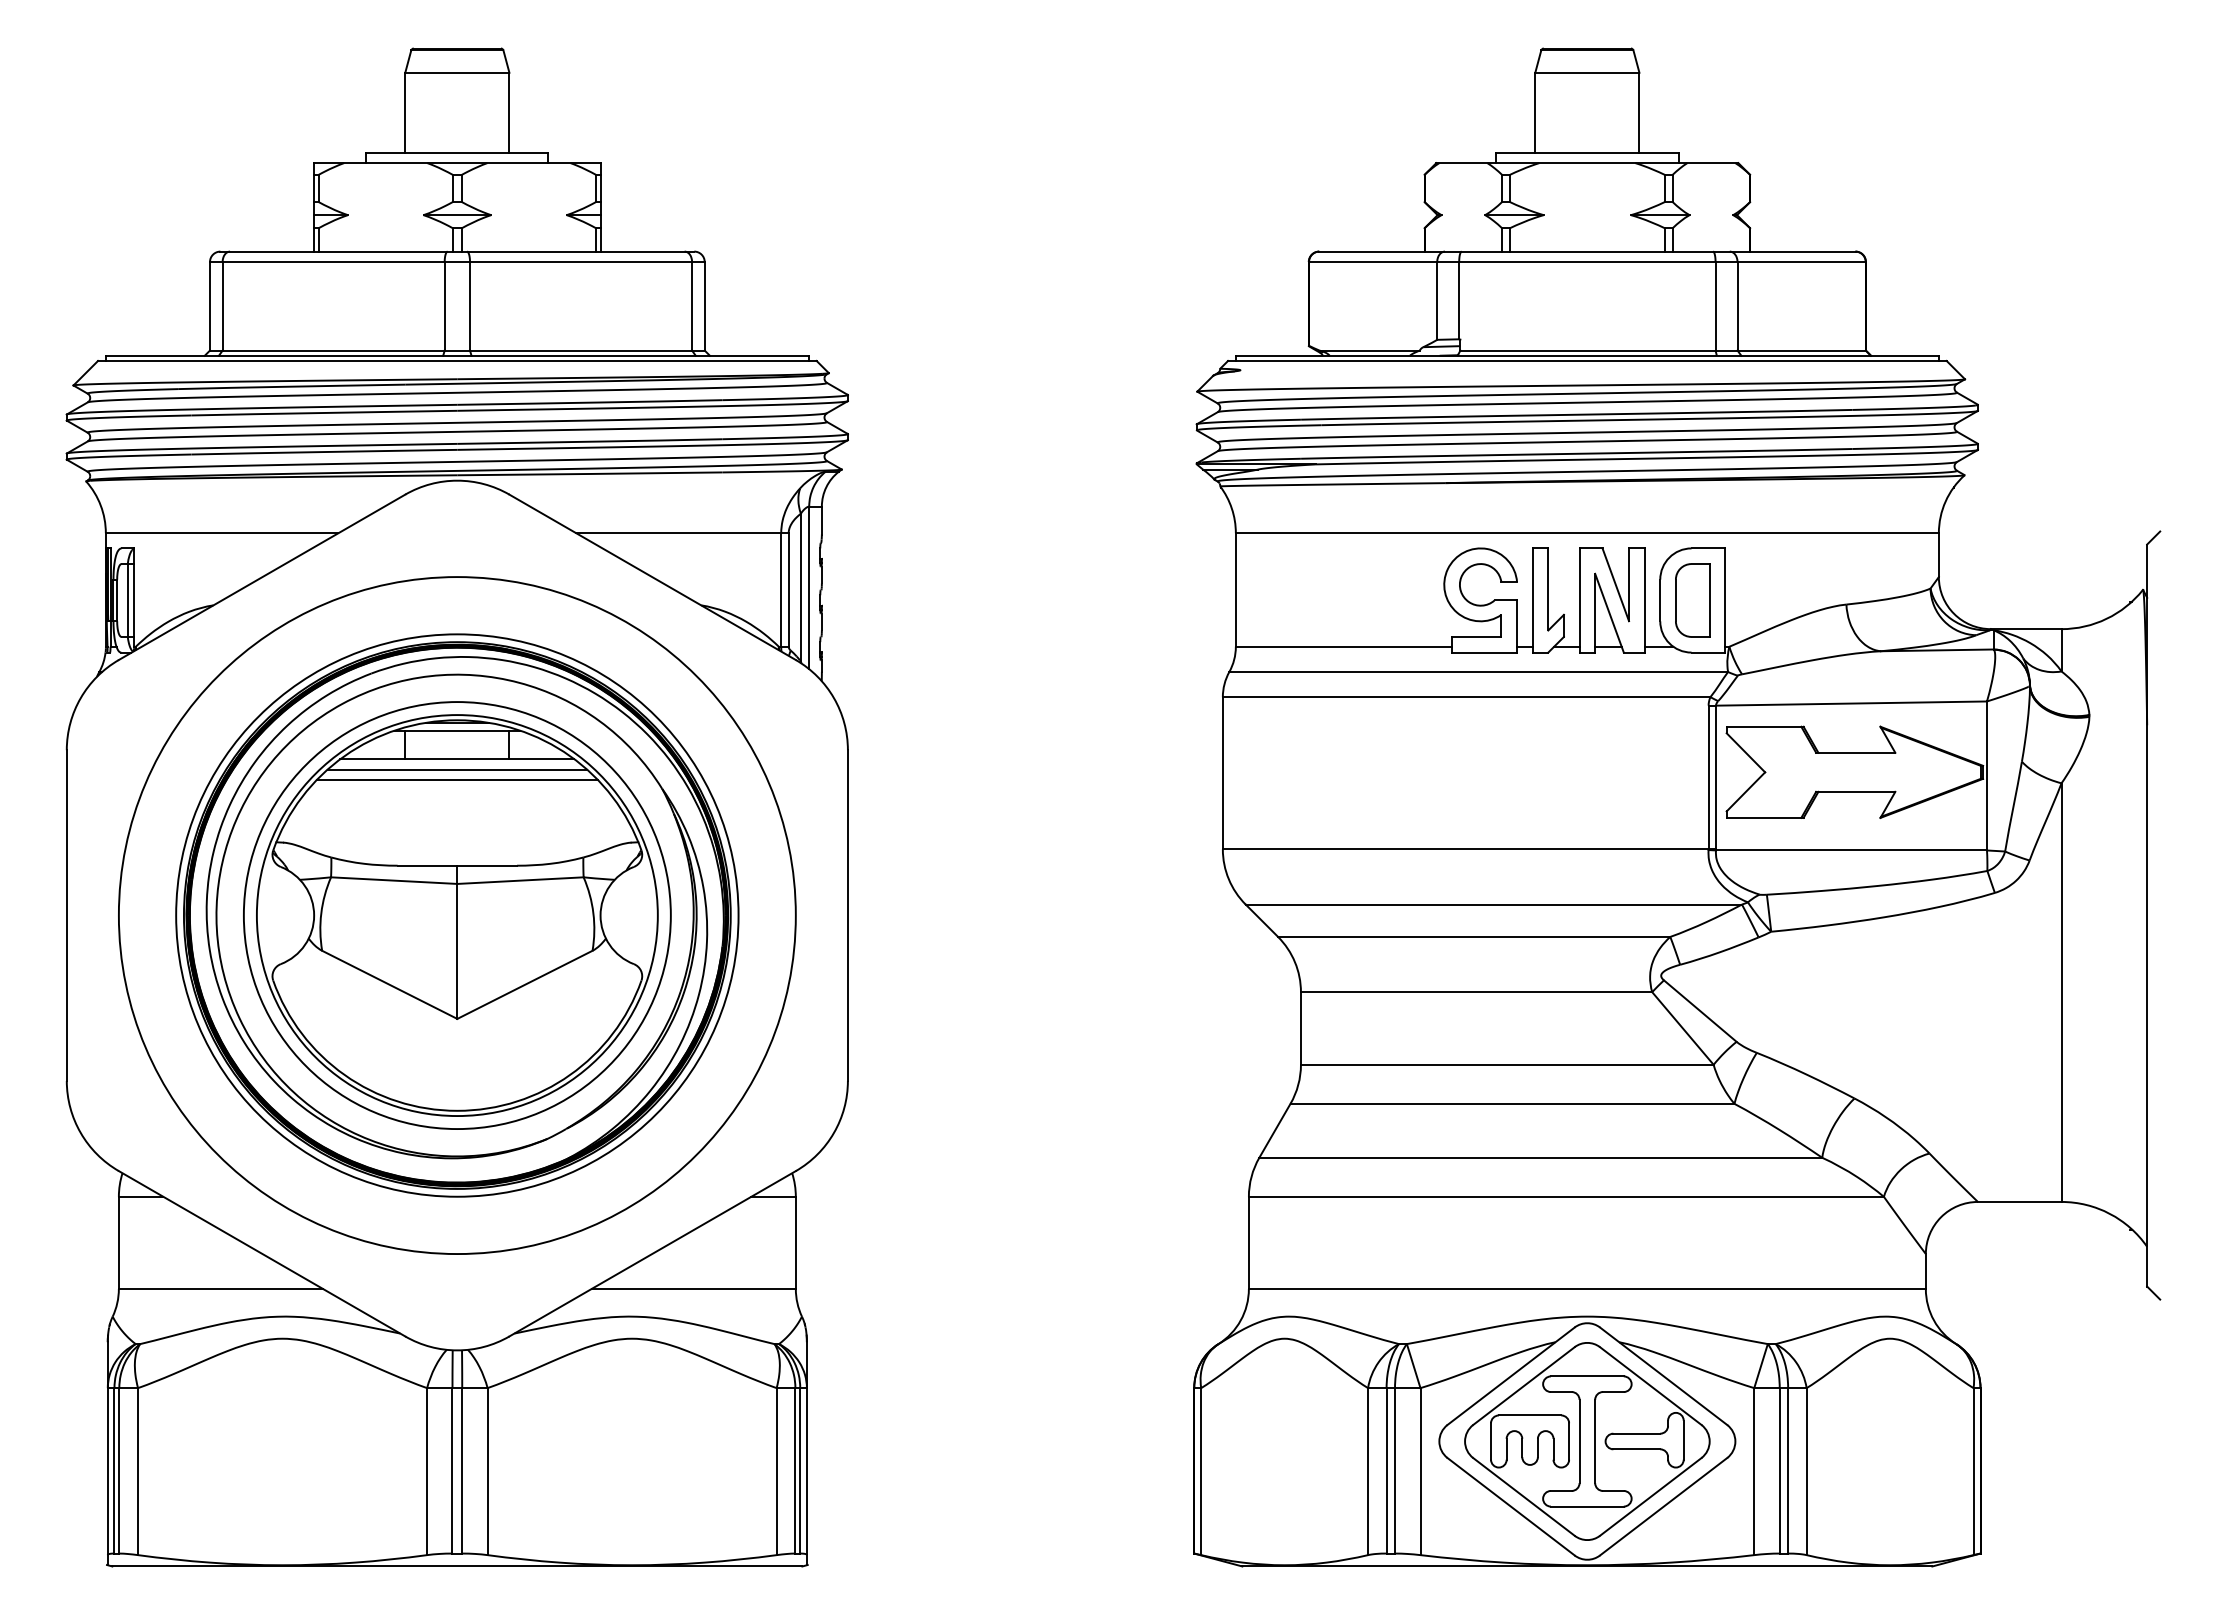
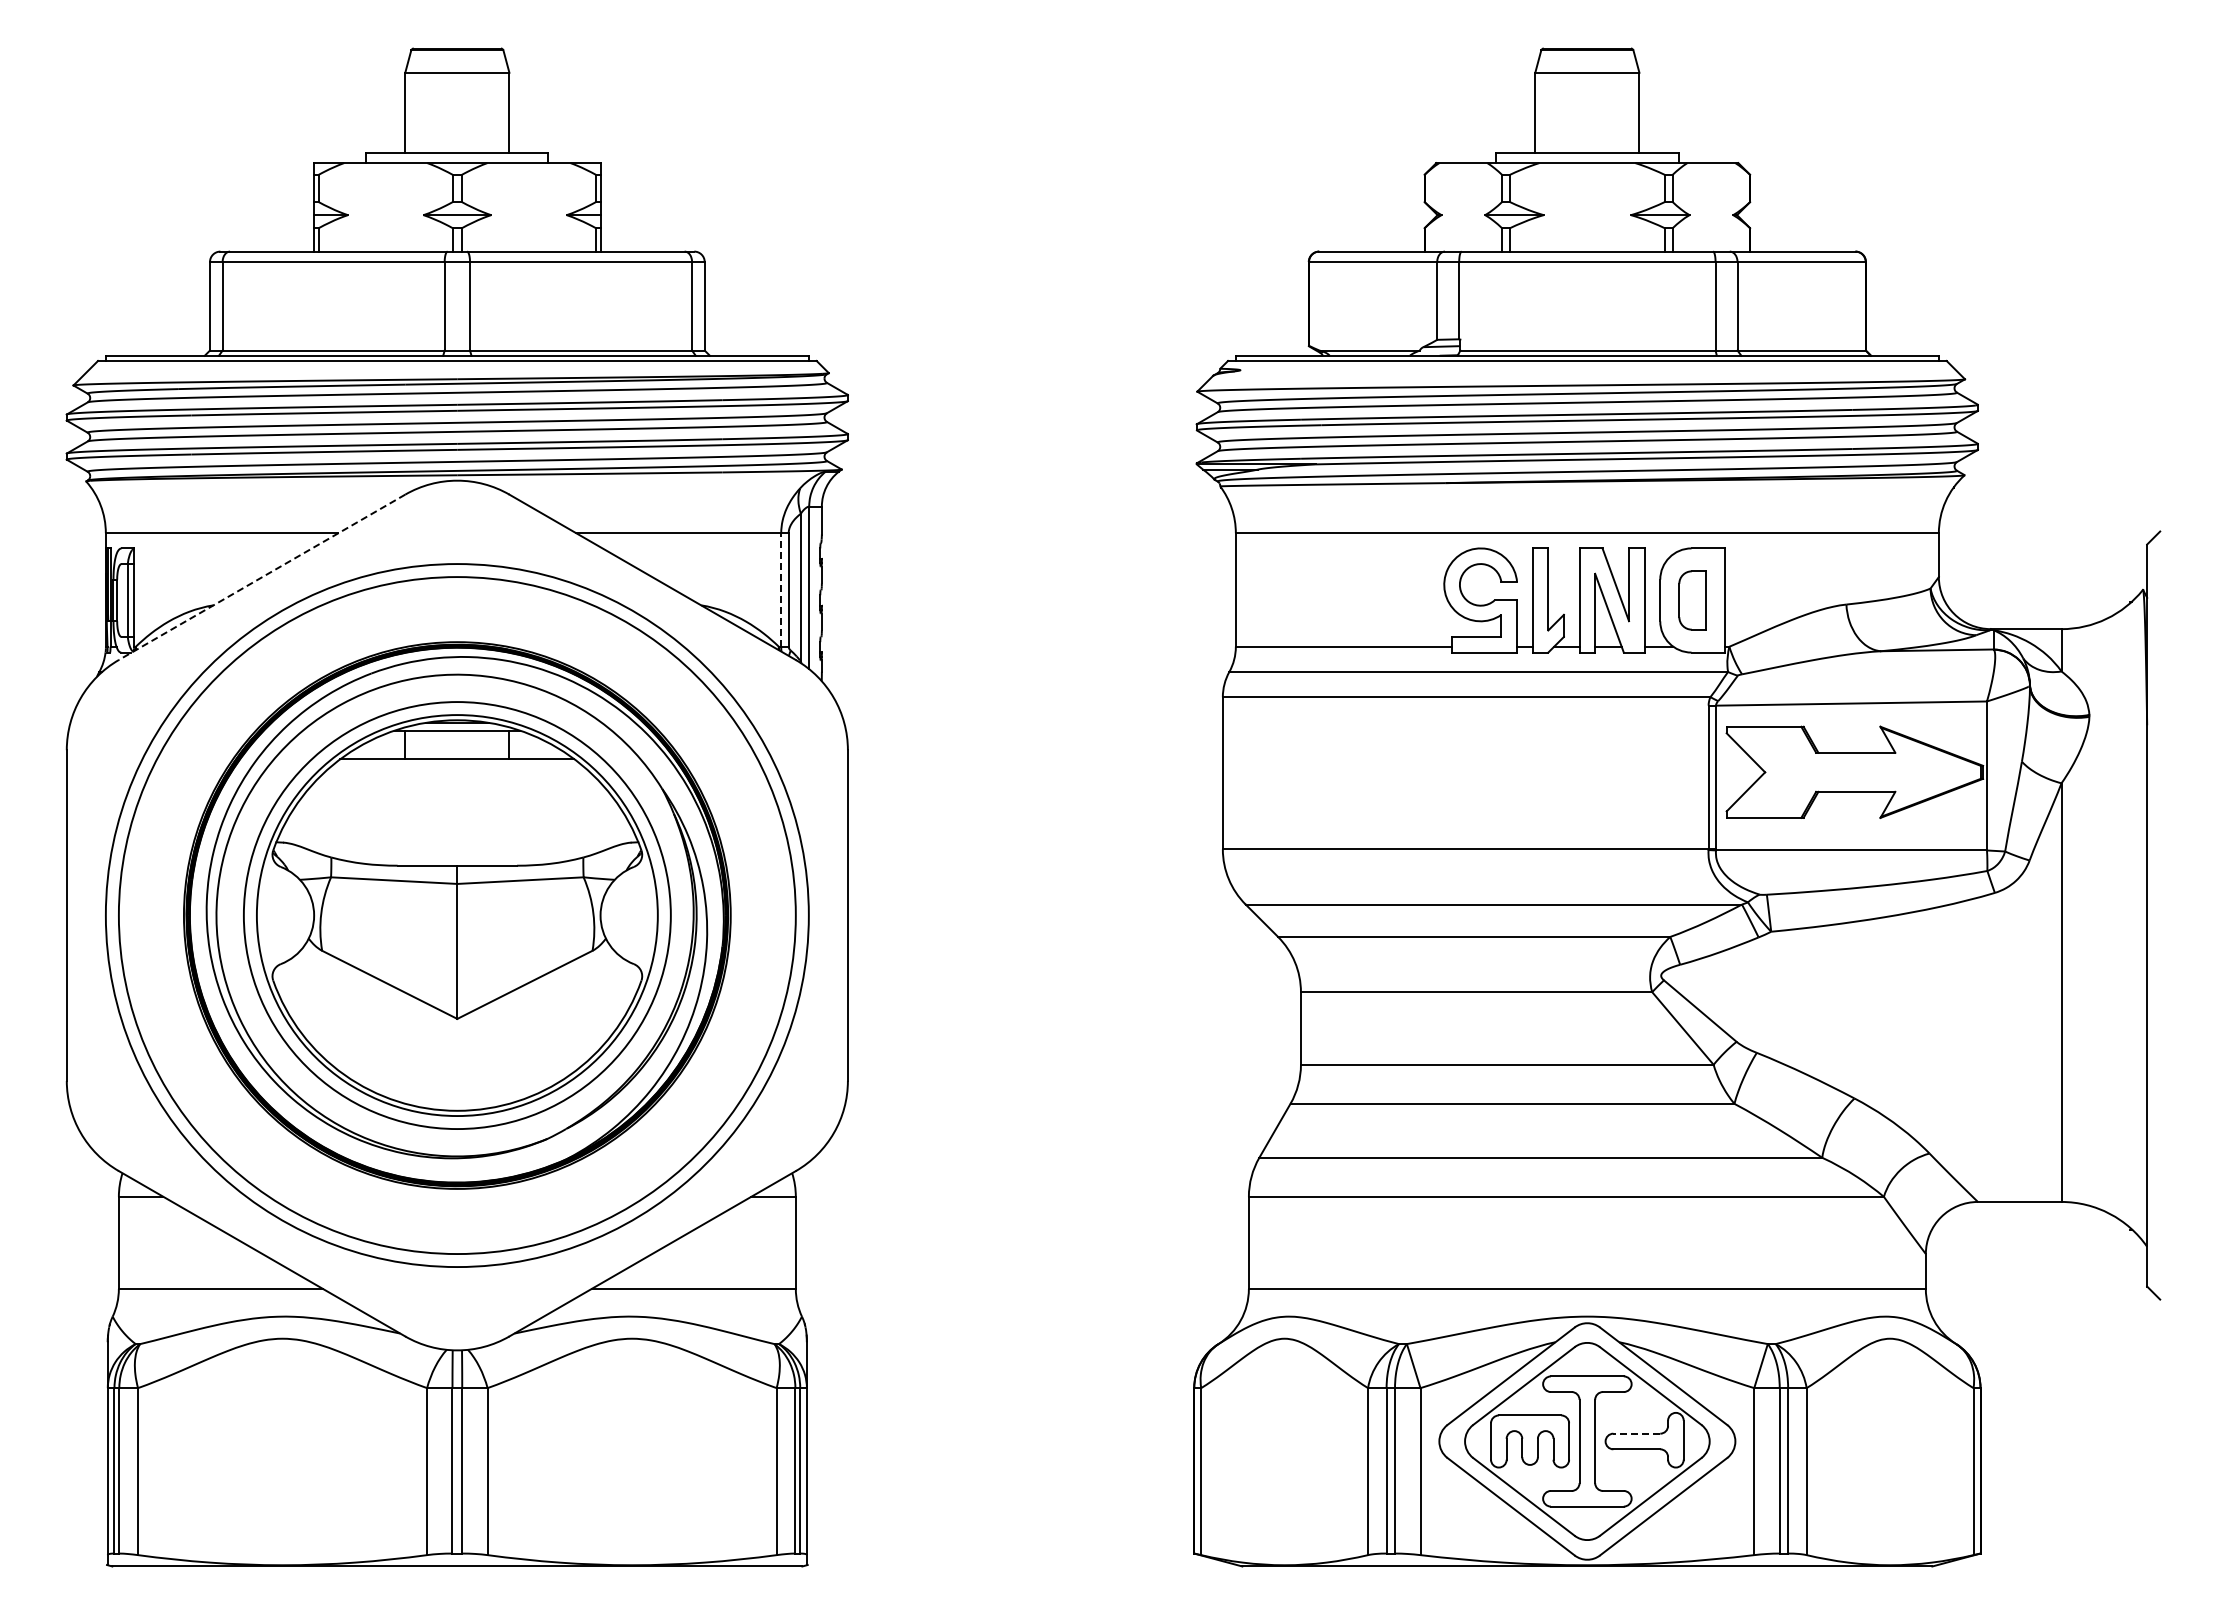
line: solid -> dashed (261, 577)
line: solid -> dashed (781, 590)
part size: 36x75 px -> 29x61 px (1692, 600)
line: present -> none (457, 769)
line: present -> none (456, 780)
circle diameter: 562 px -> 703 px (456, 915)
line: solid -> dashed (1636, 1433)
